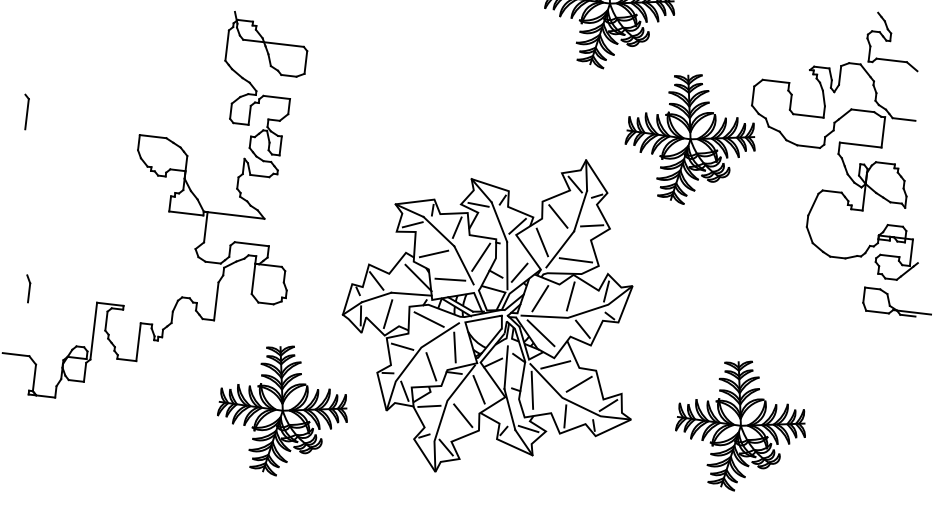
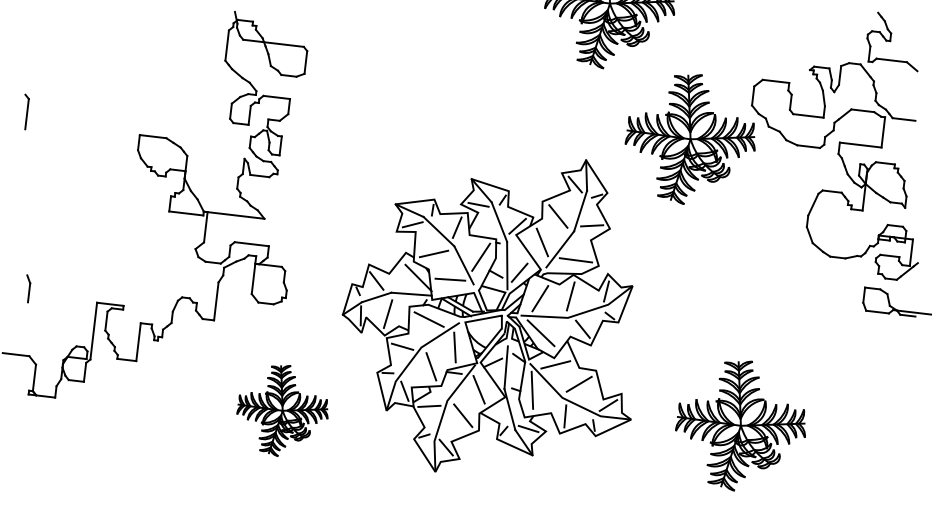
part size: 131x132 px -> 93x92 px (282, 410)
